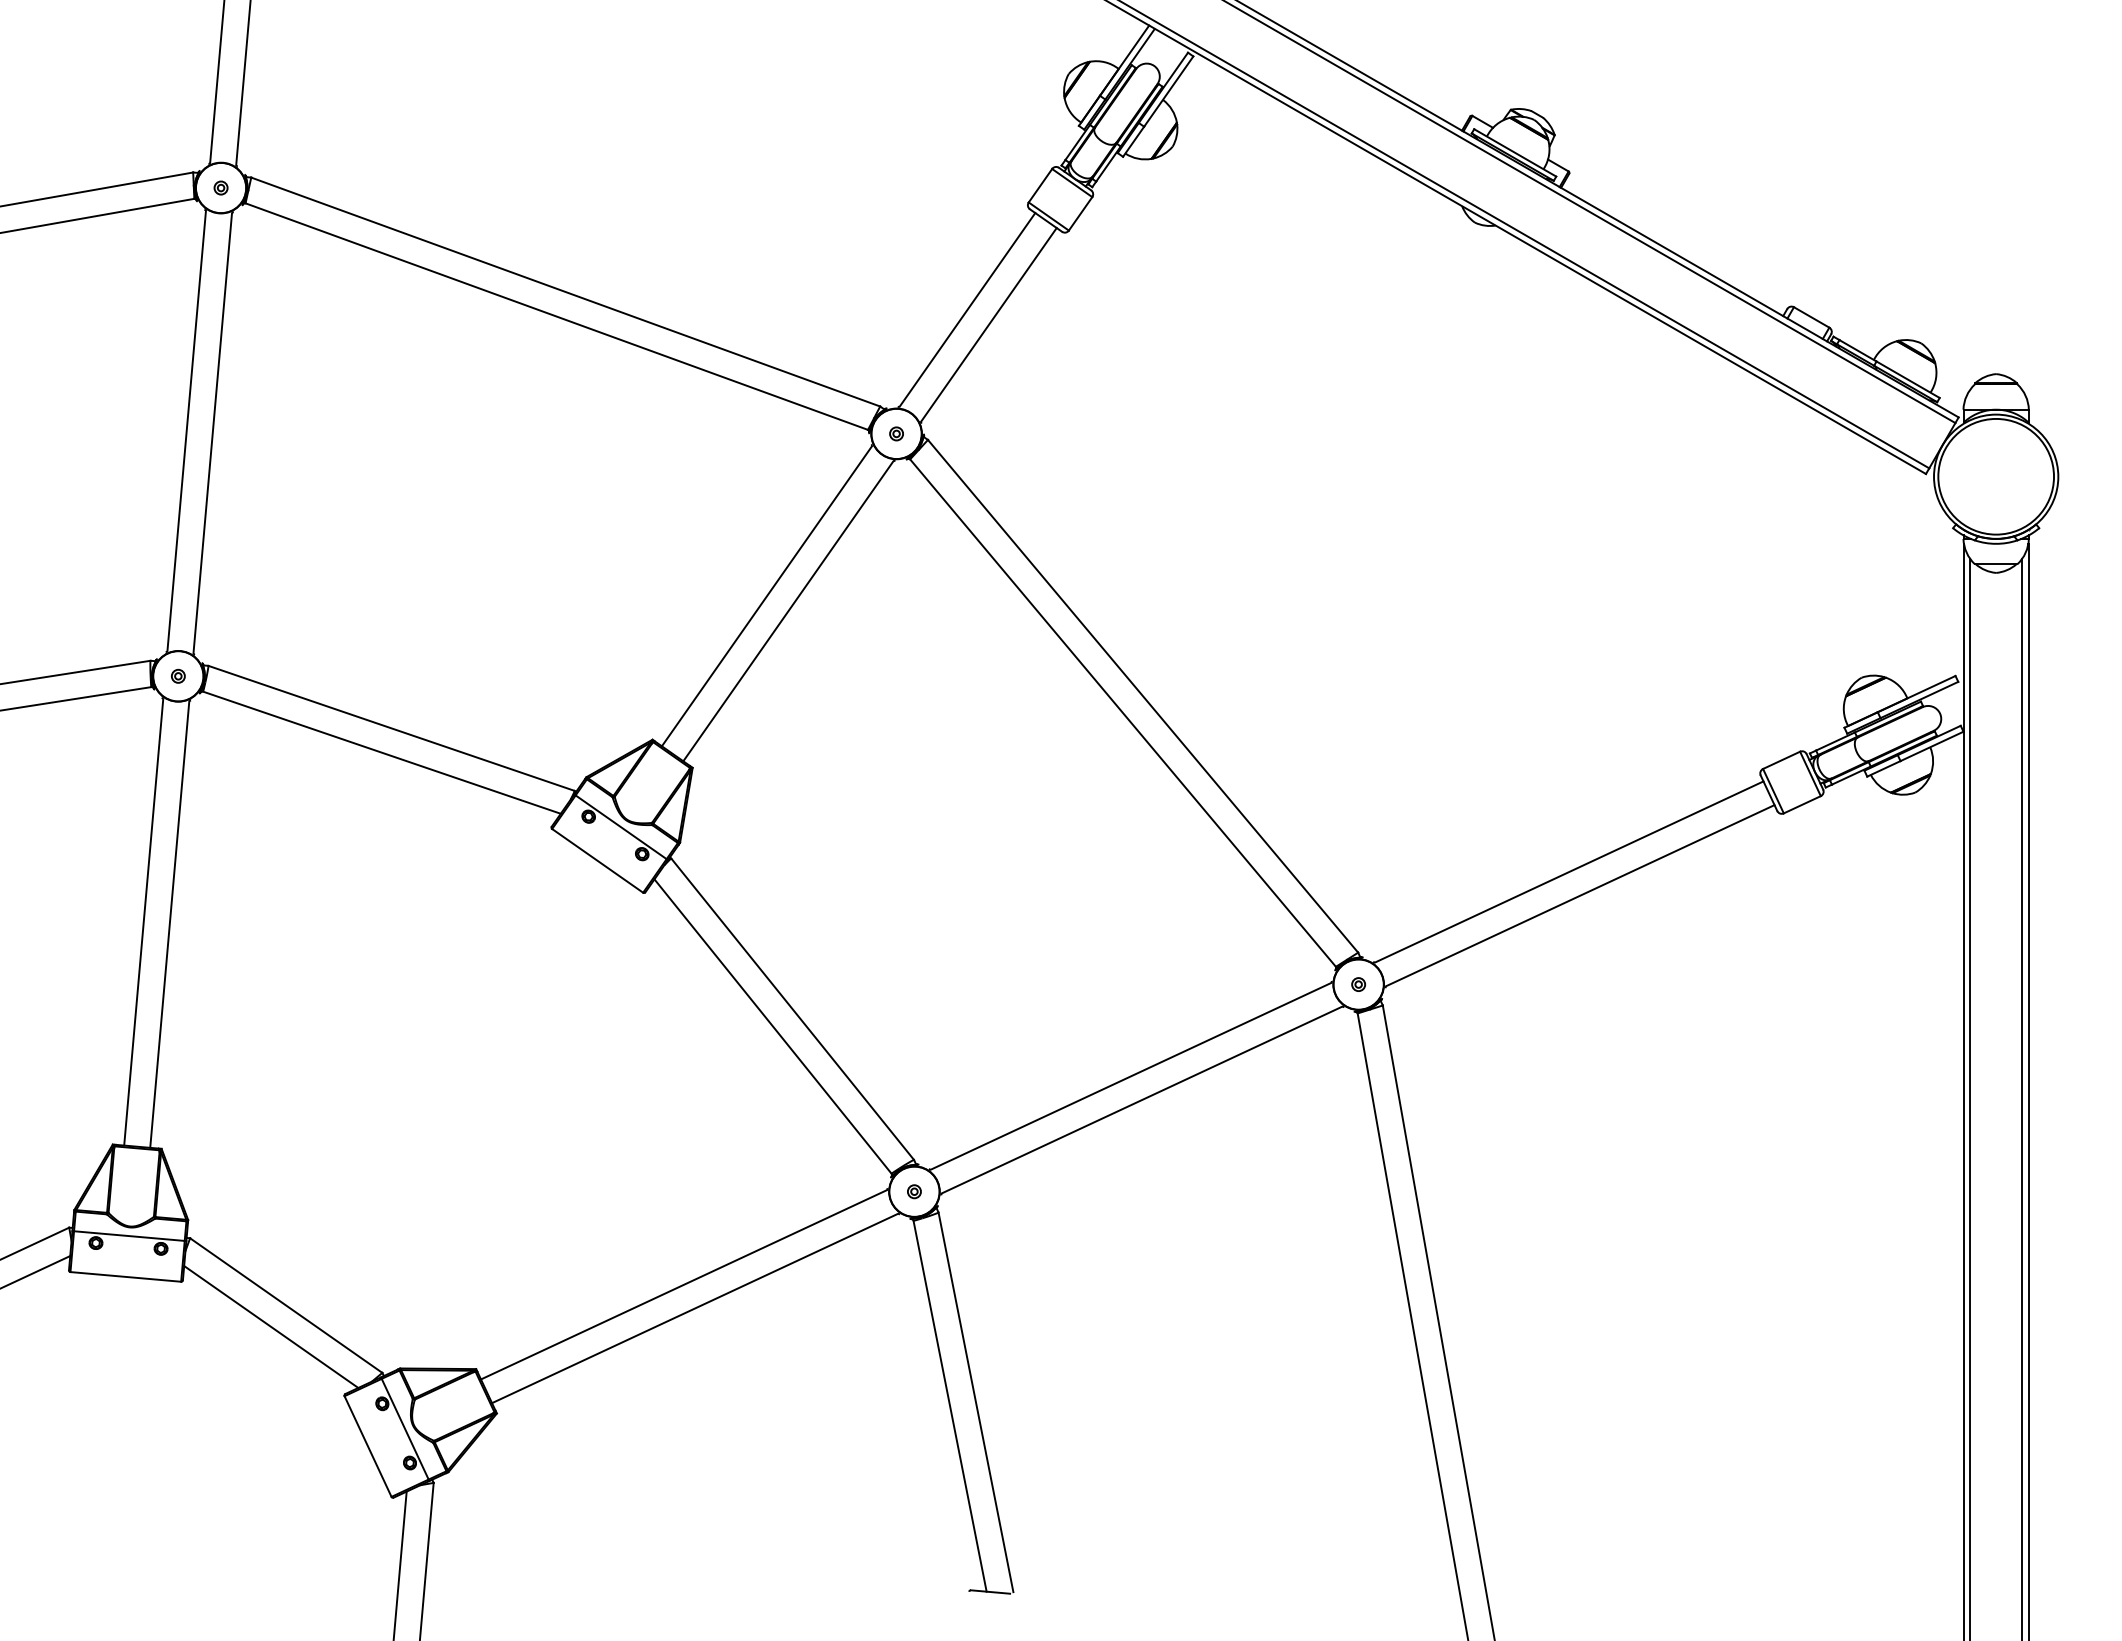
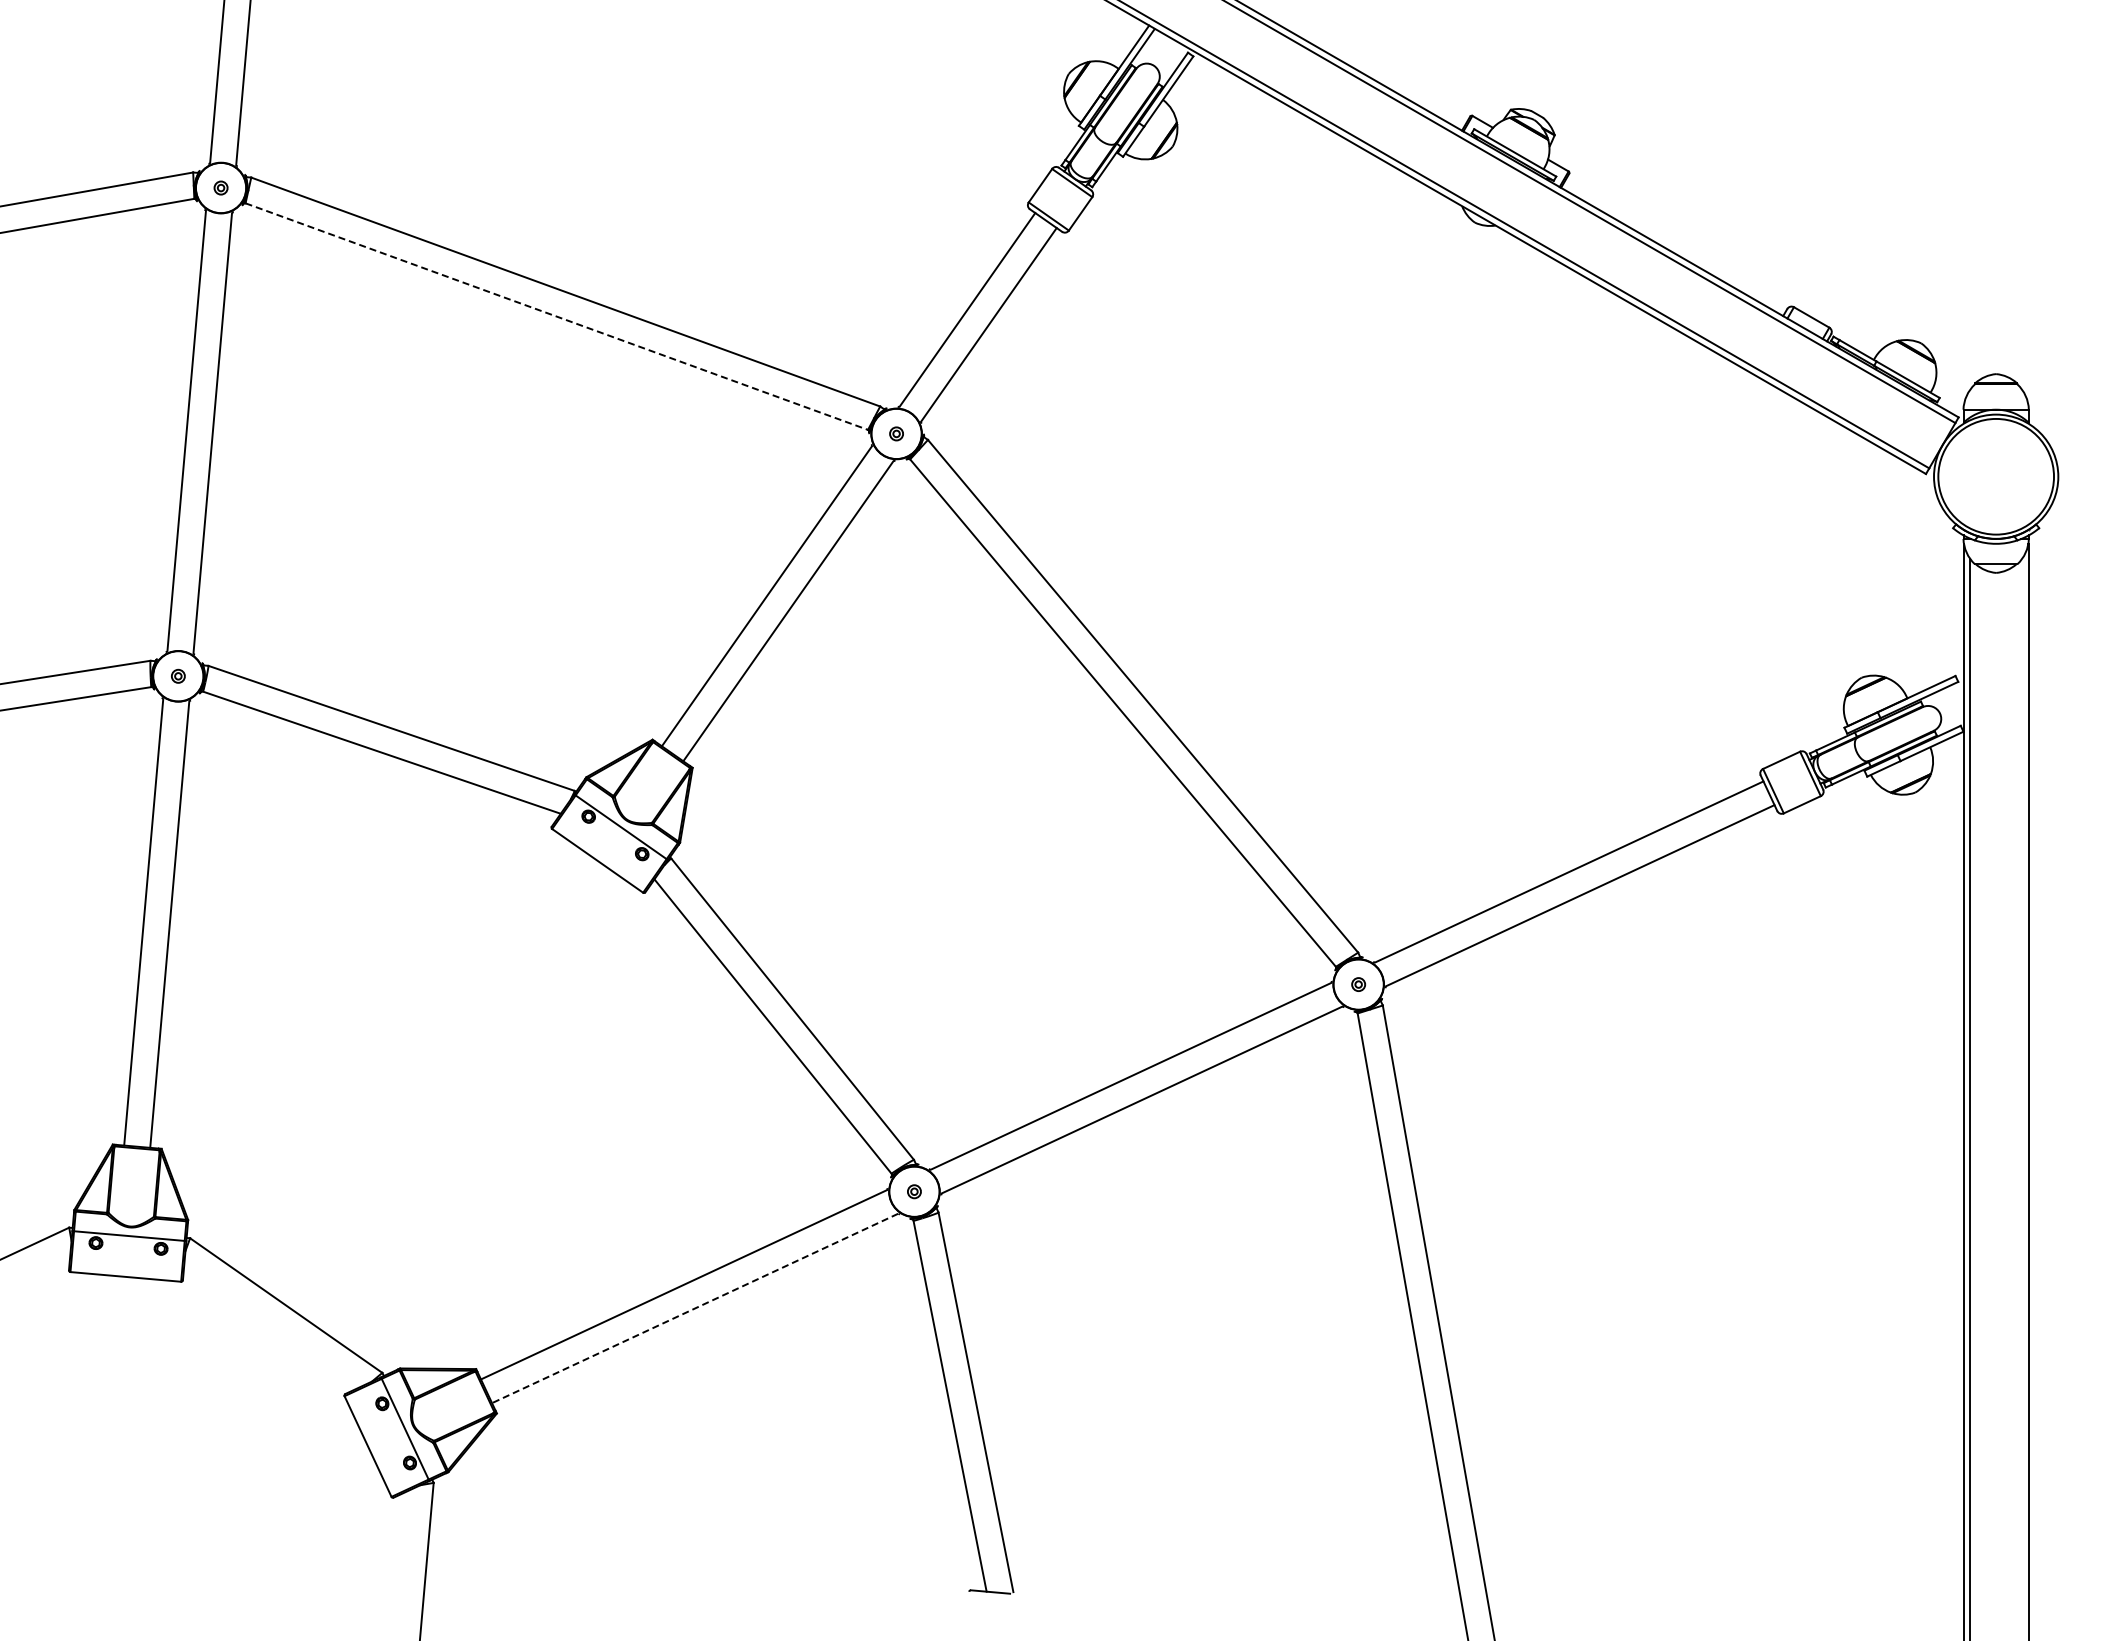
line: solid -> dashed (557, 316)
line: present -> none (2022, 1097)
line: present -> none (36, 1271)
line: solid -> dashed (694, 1308)
line: present -> none (271, 1326)
line: present -> none (399, 1564)
